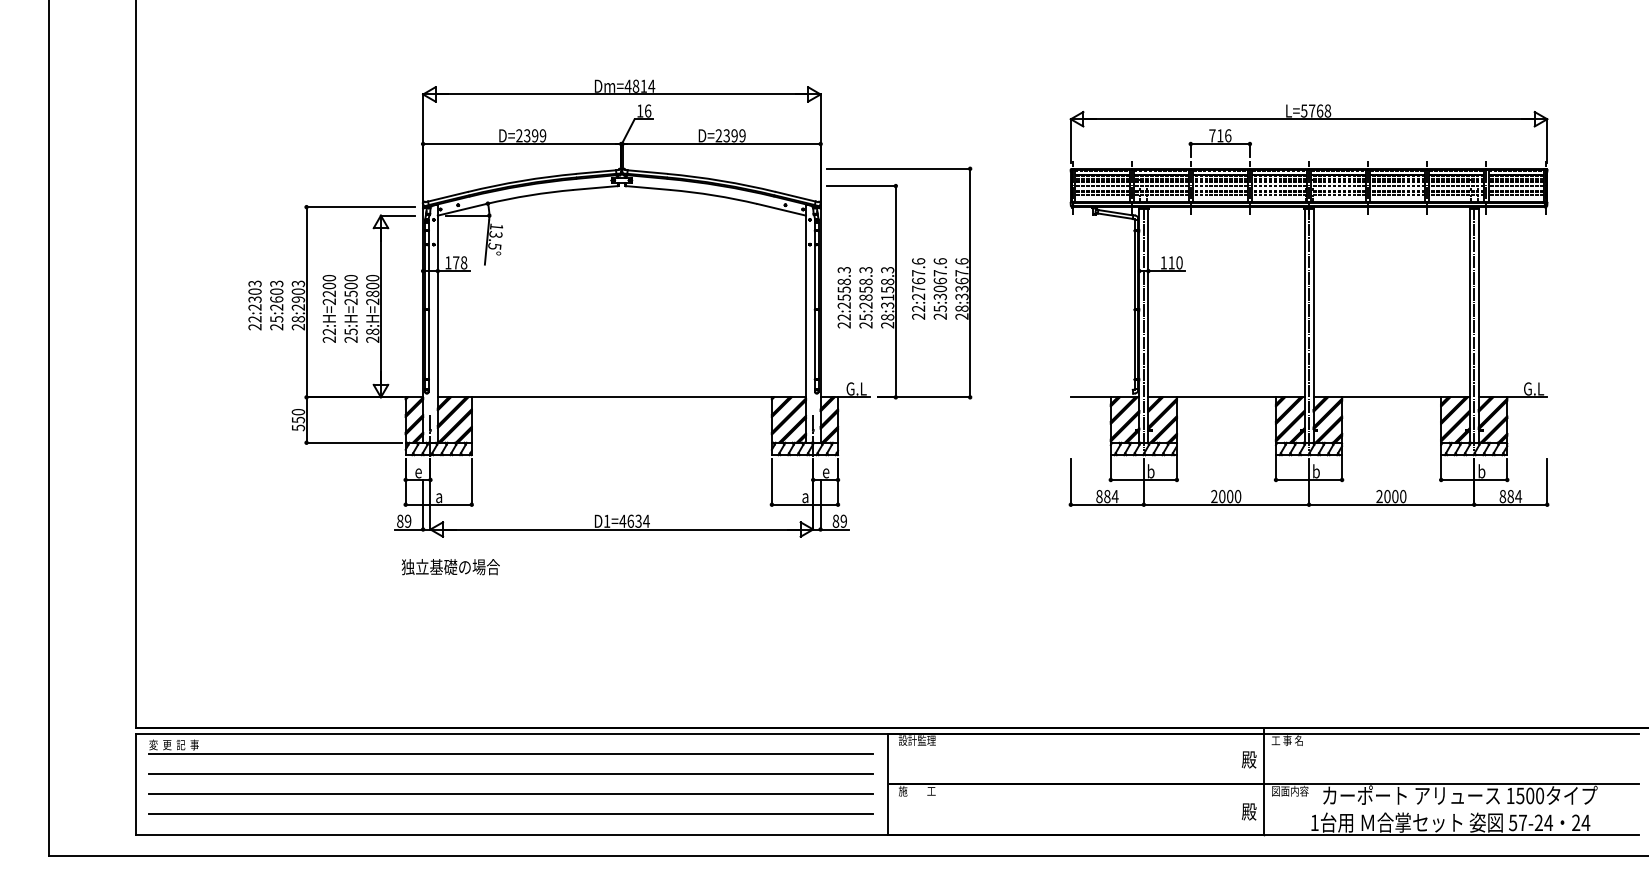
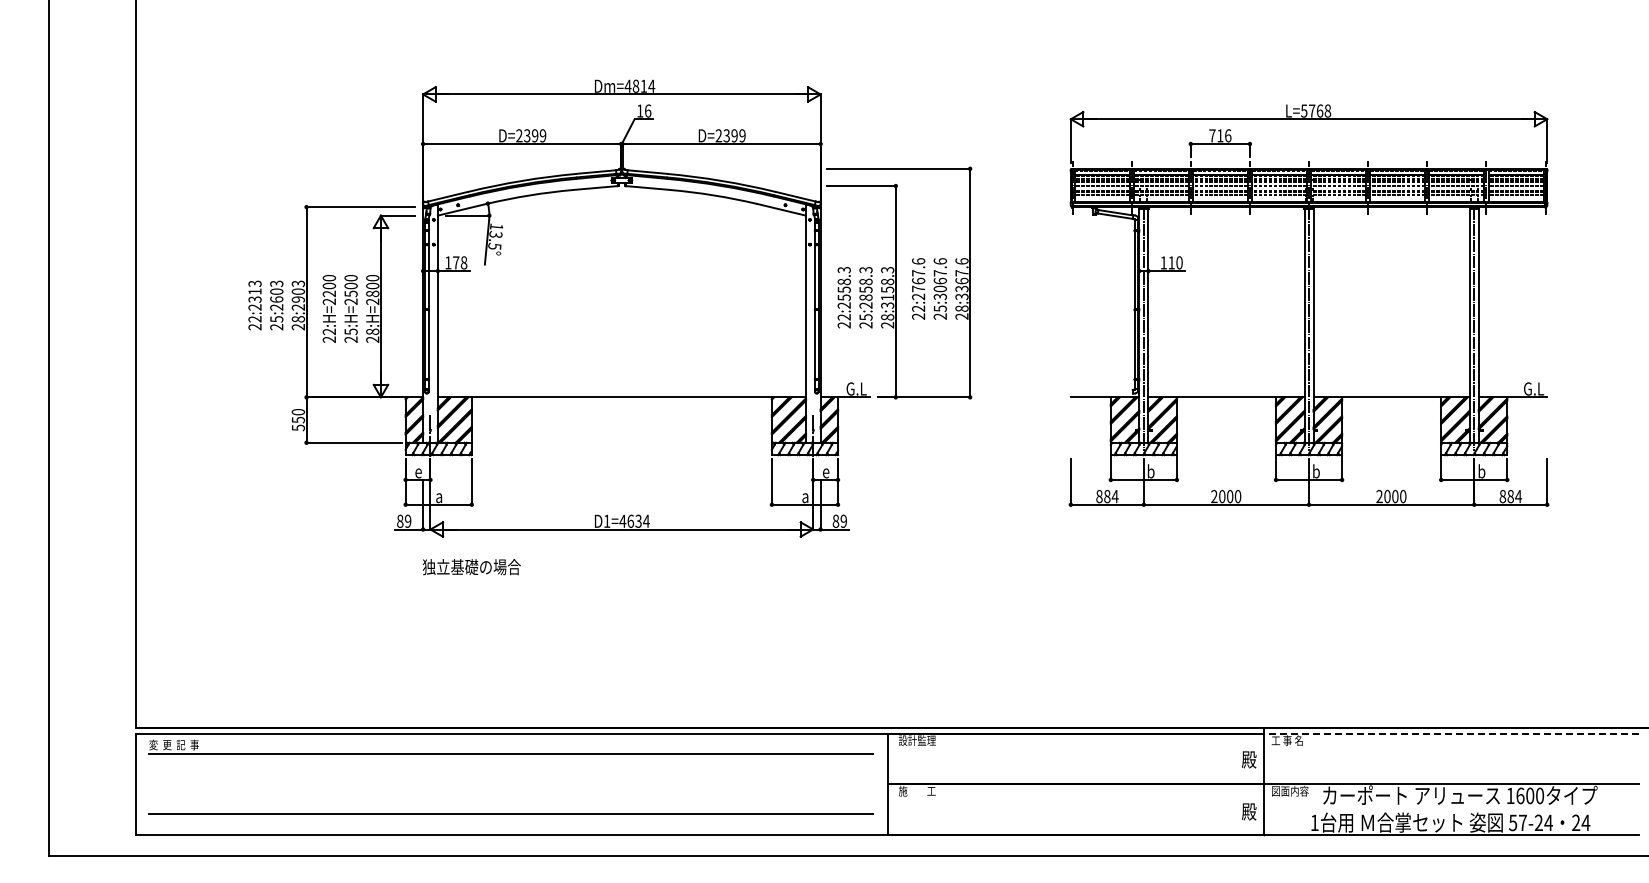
text: 22:2303 -> 22:2313 (254, 291)
text position: (450, 567) -> (471, 567) (471, 567)
line: solid -> dashed (1451, 733)
line: present -> none (510, 773)
line: present -> none (510, 794)
text: 1500 -> 1600 (1520, 795)
